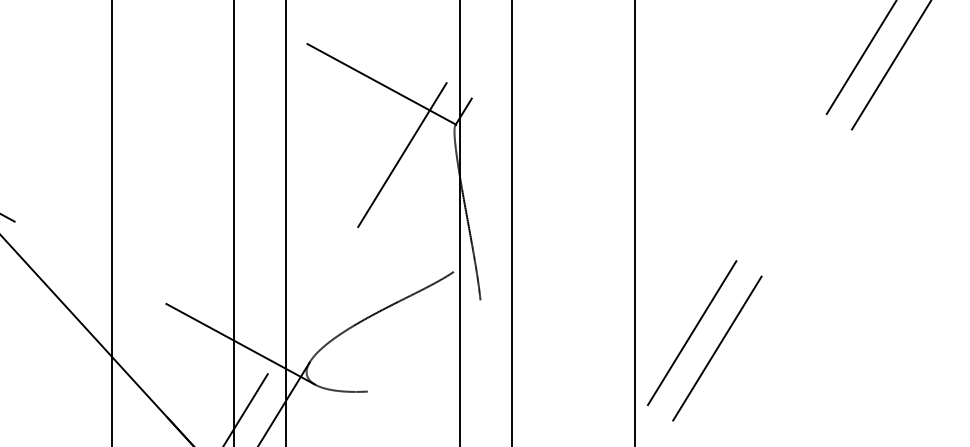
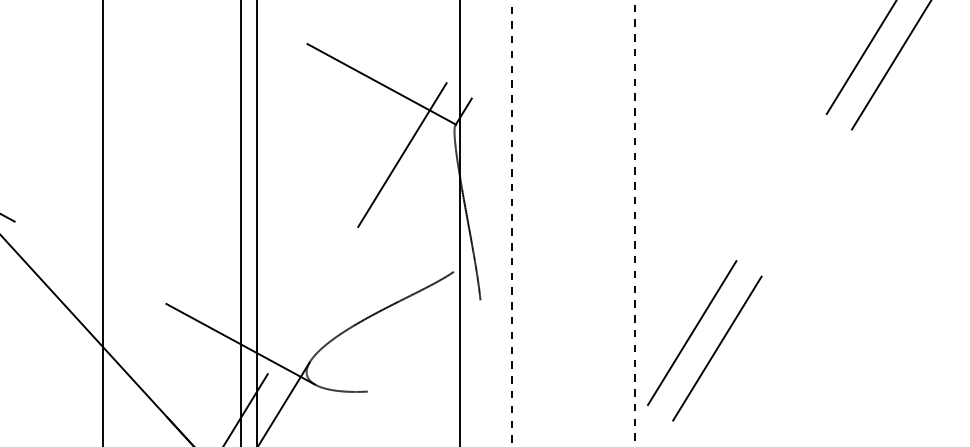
line position: (111, 222) -> (102, 222) (102, 222)
line position: (234, 222) -> (241, 222) (241, 222)
line position: (286, 222) -> (257, 222) (257, 222)
line: solid -> dashed (511, 223)
line: solid -> dashed (634, 223)
